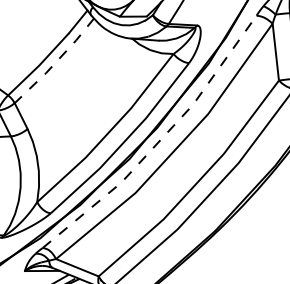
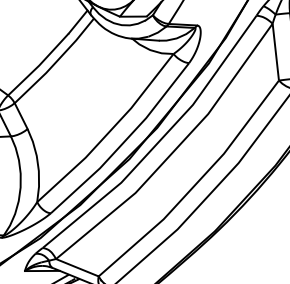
line: dashed -> solid (56, 62)
line: dashed -> solid (159, 140)
